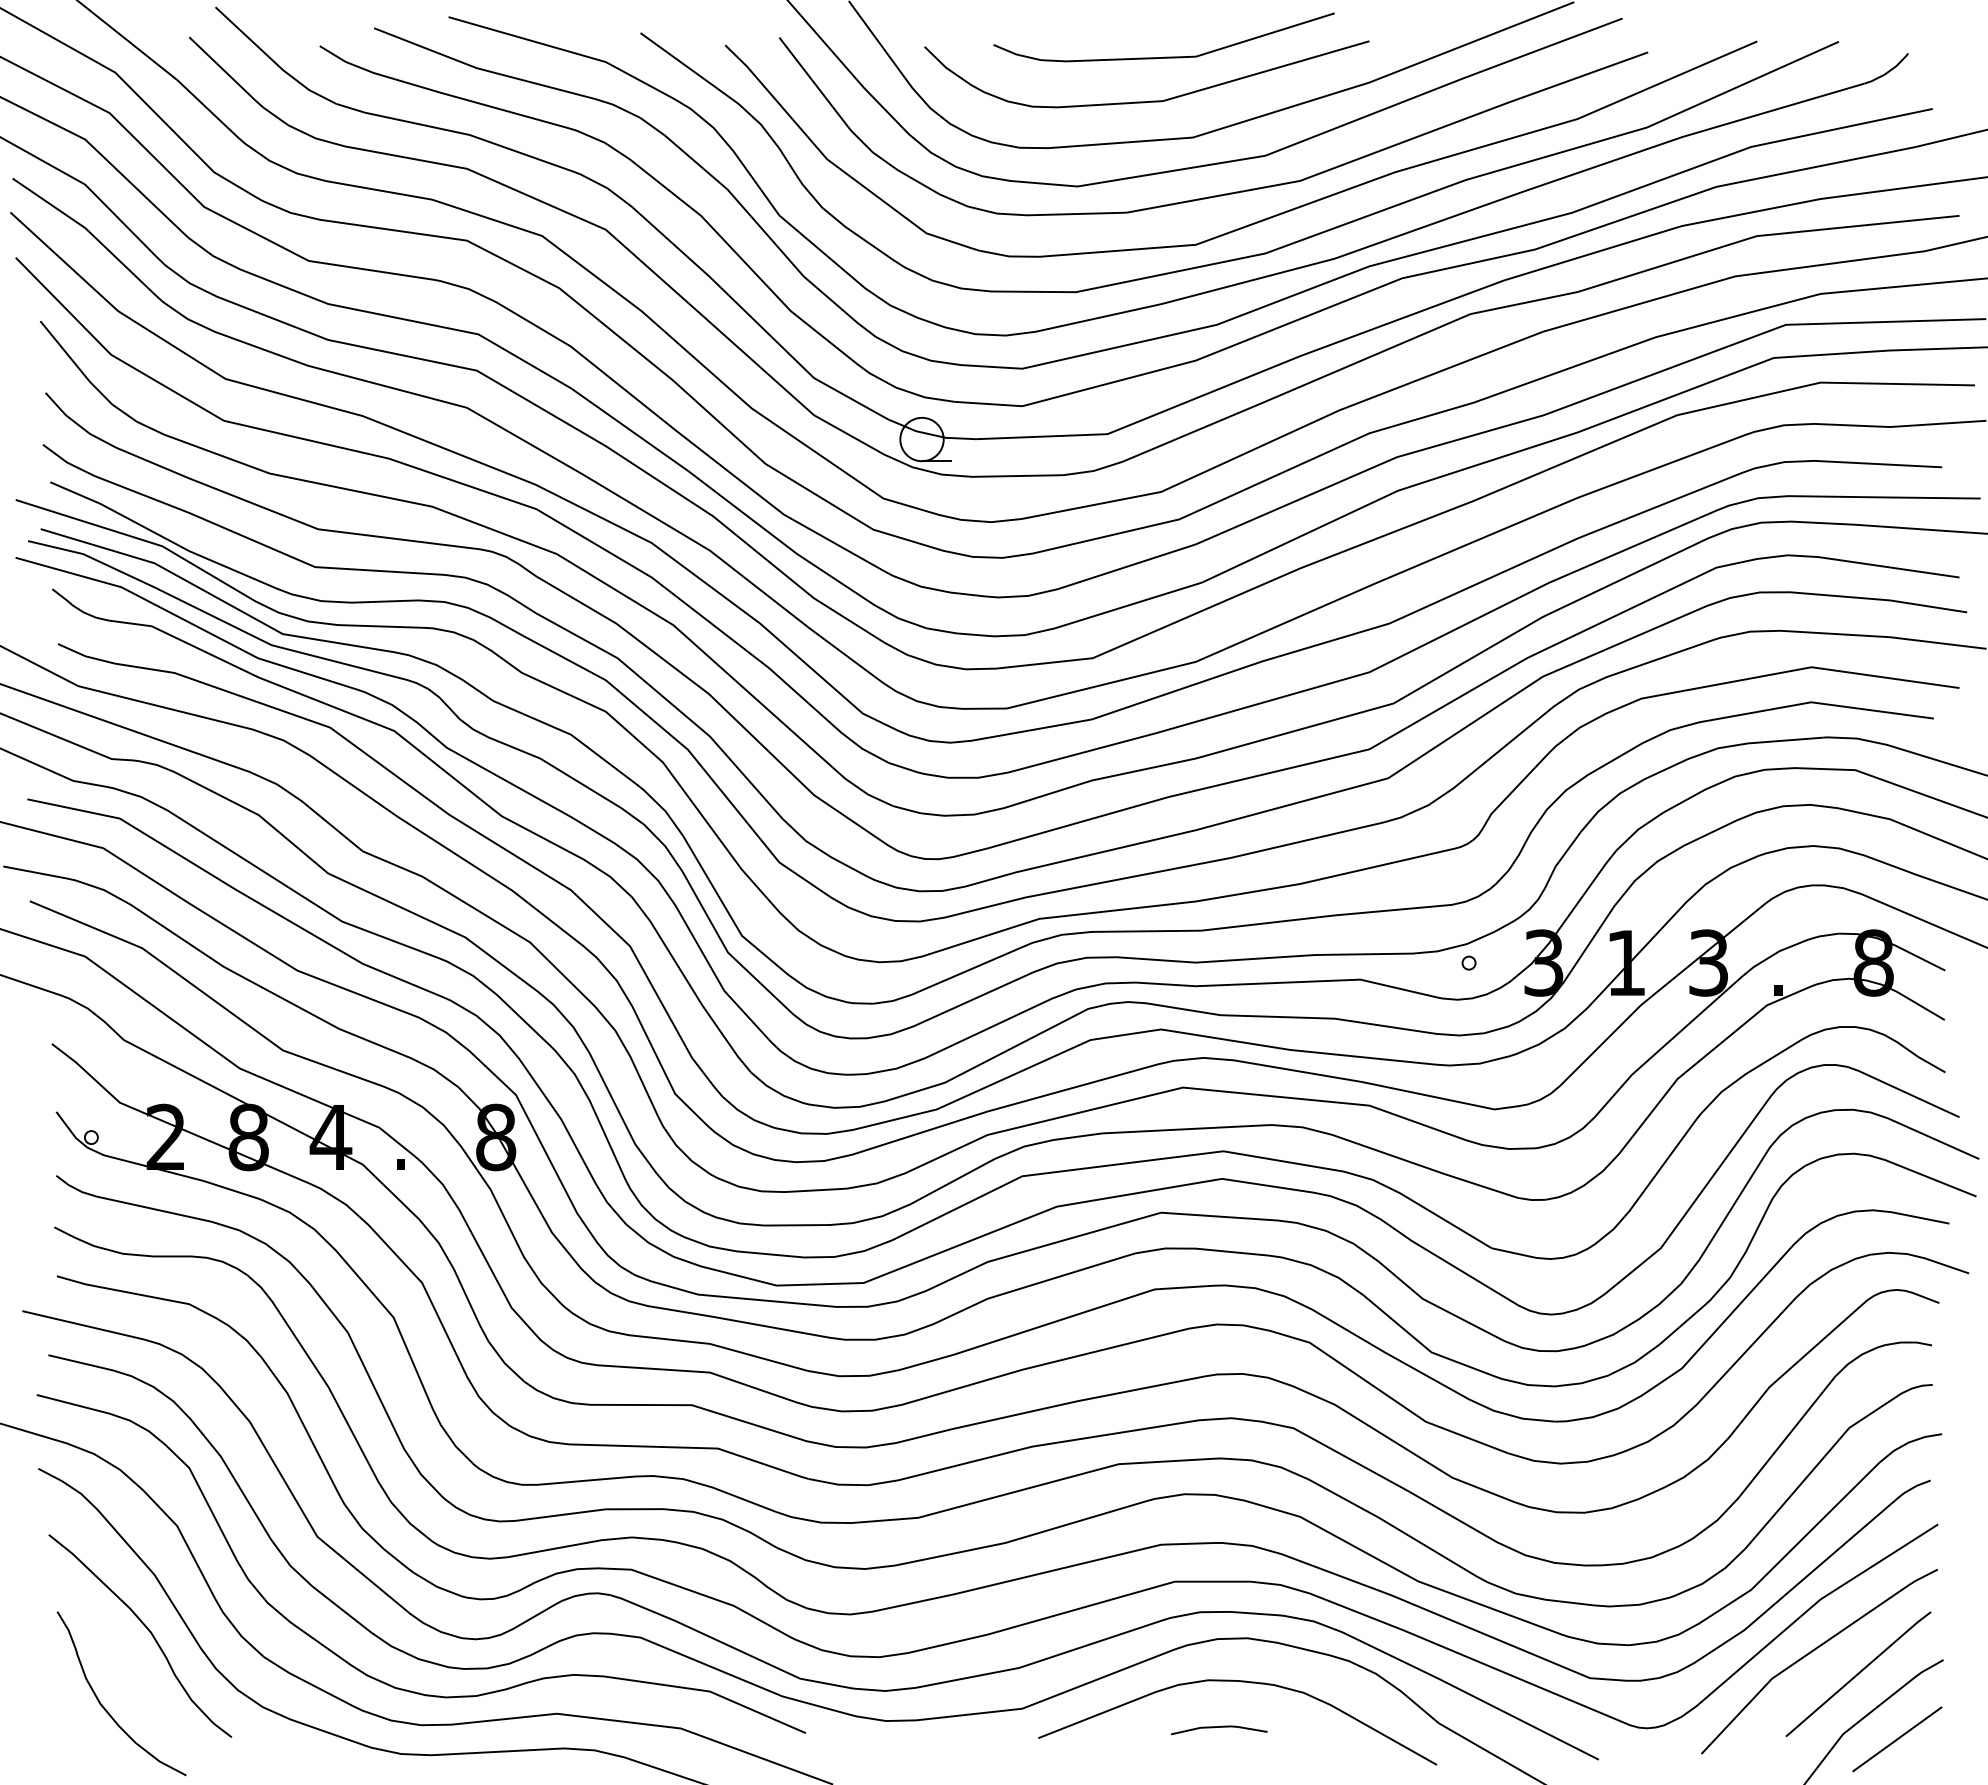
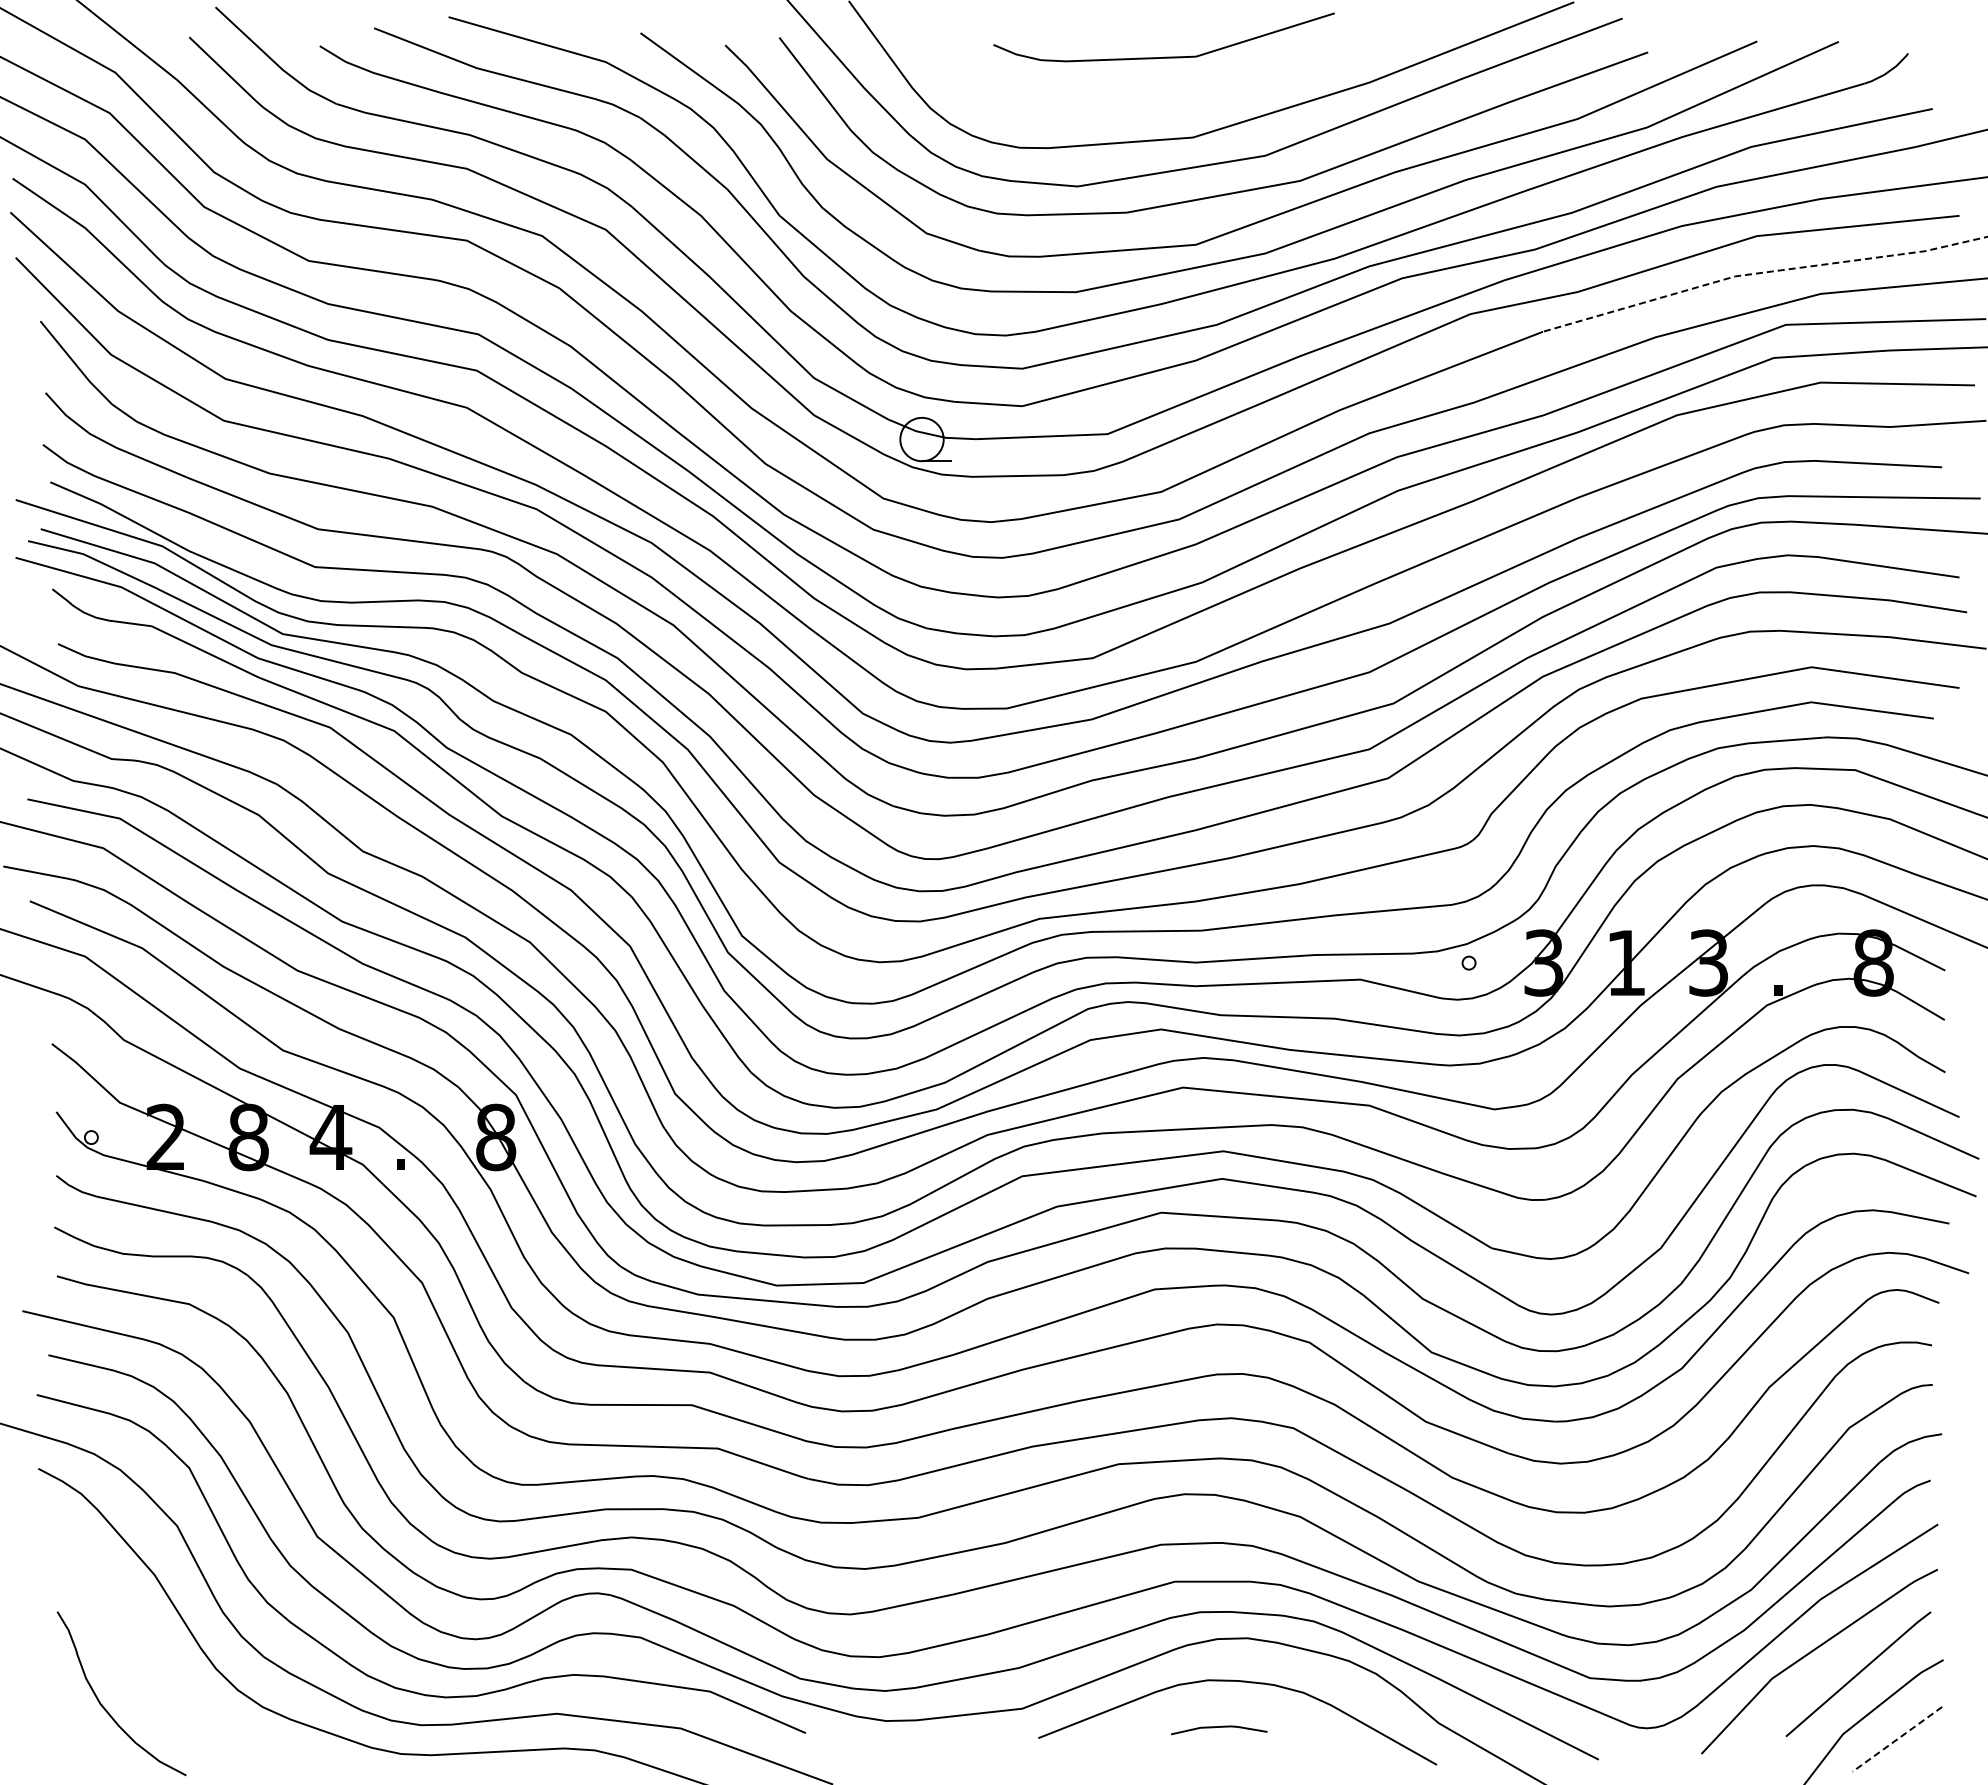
curve: present -> none (1151, 100)
line: solid -> dashed (1761, 272)
curve: present -> none (148, 1631)
line: solid -> dashed (1896, 1739)
